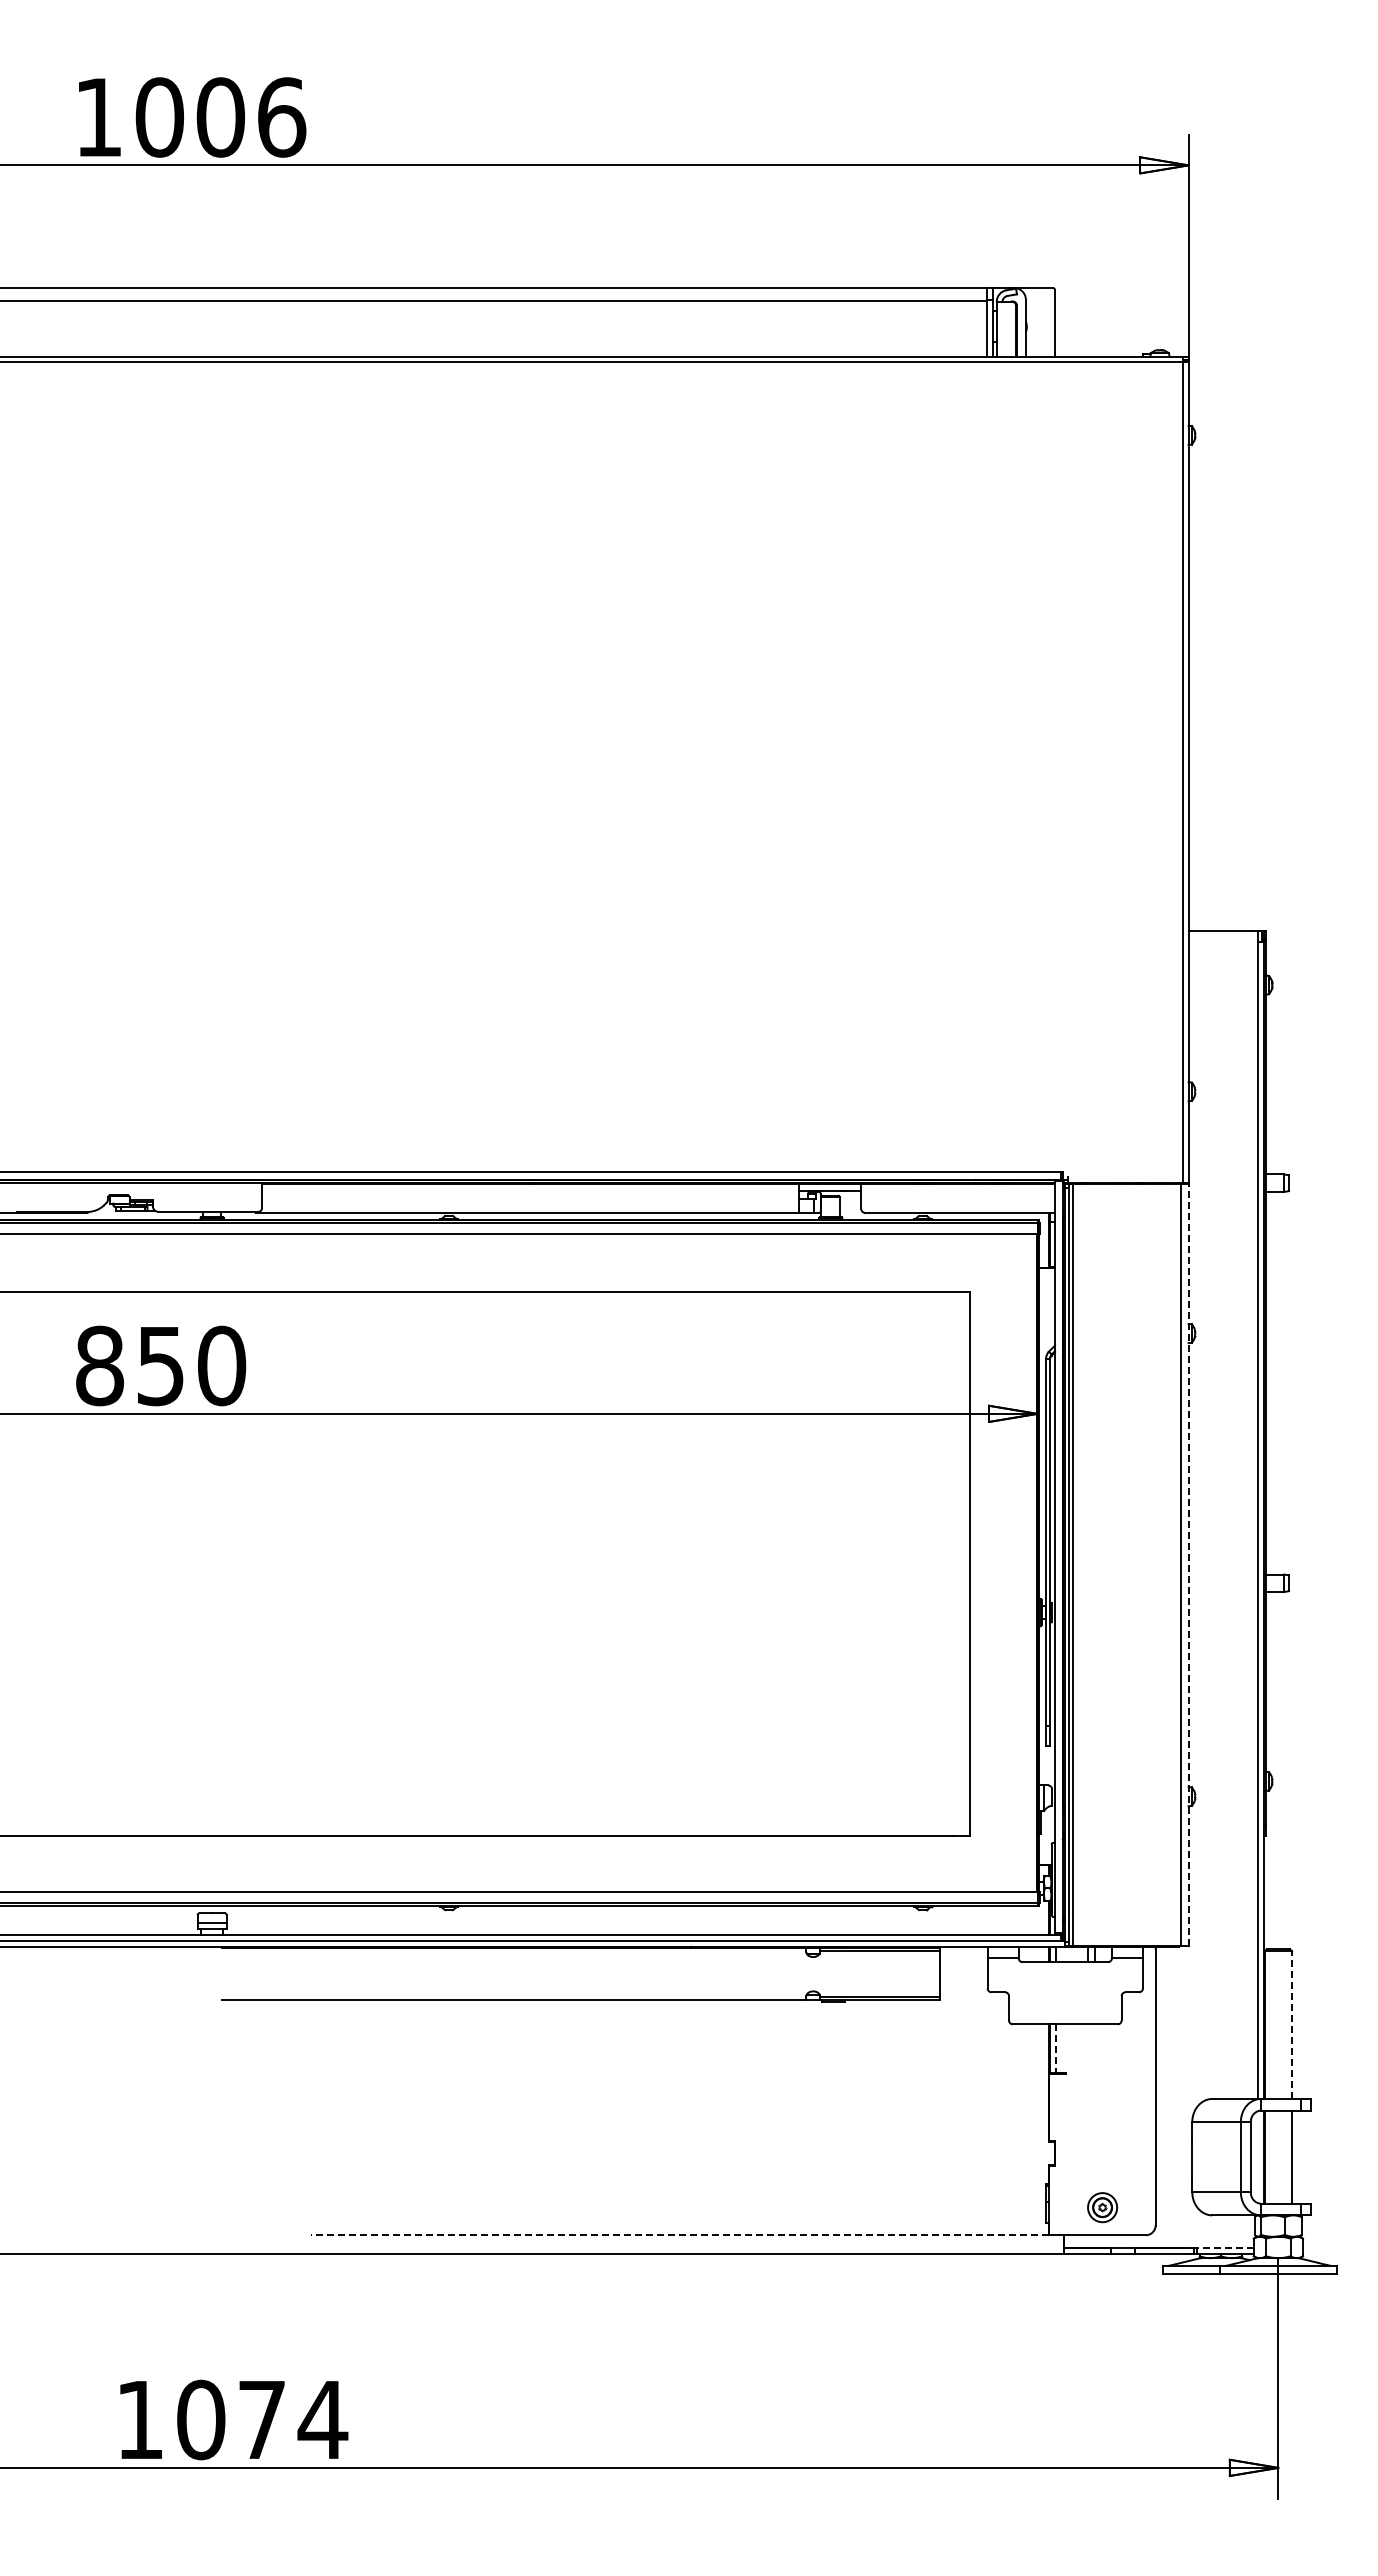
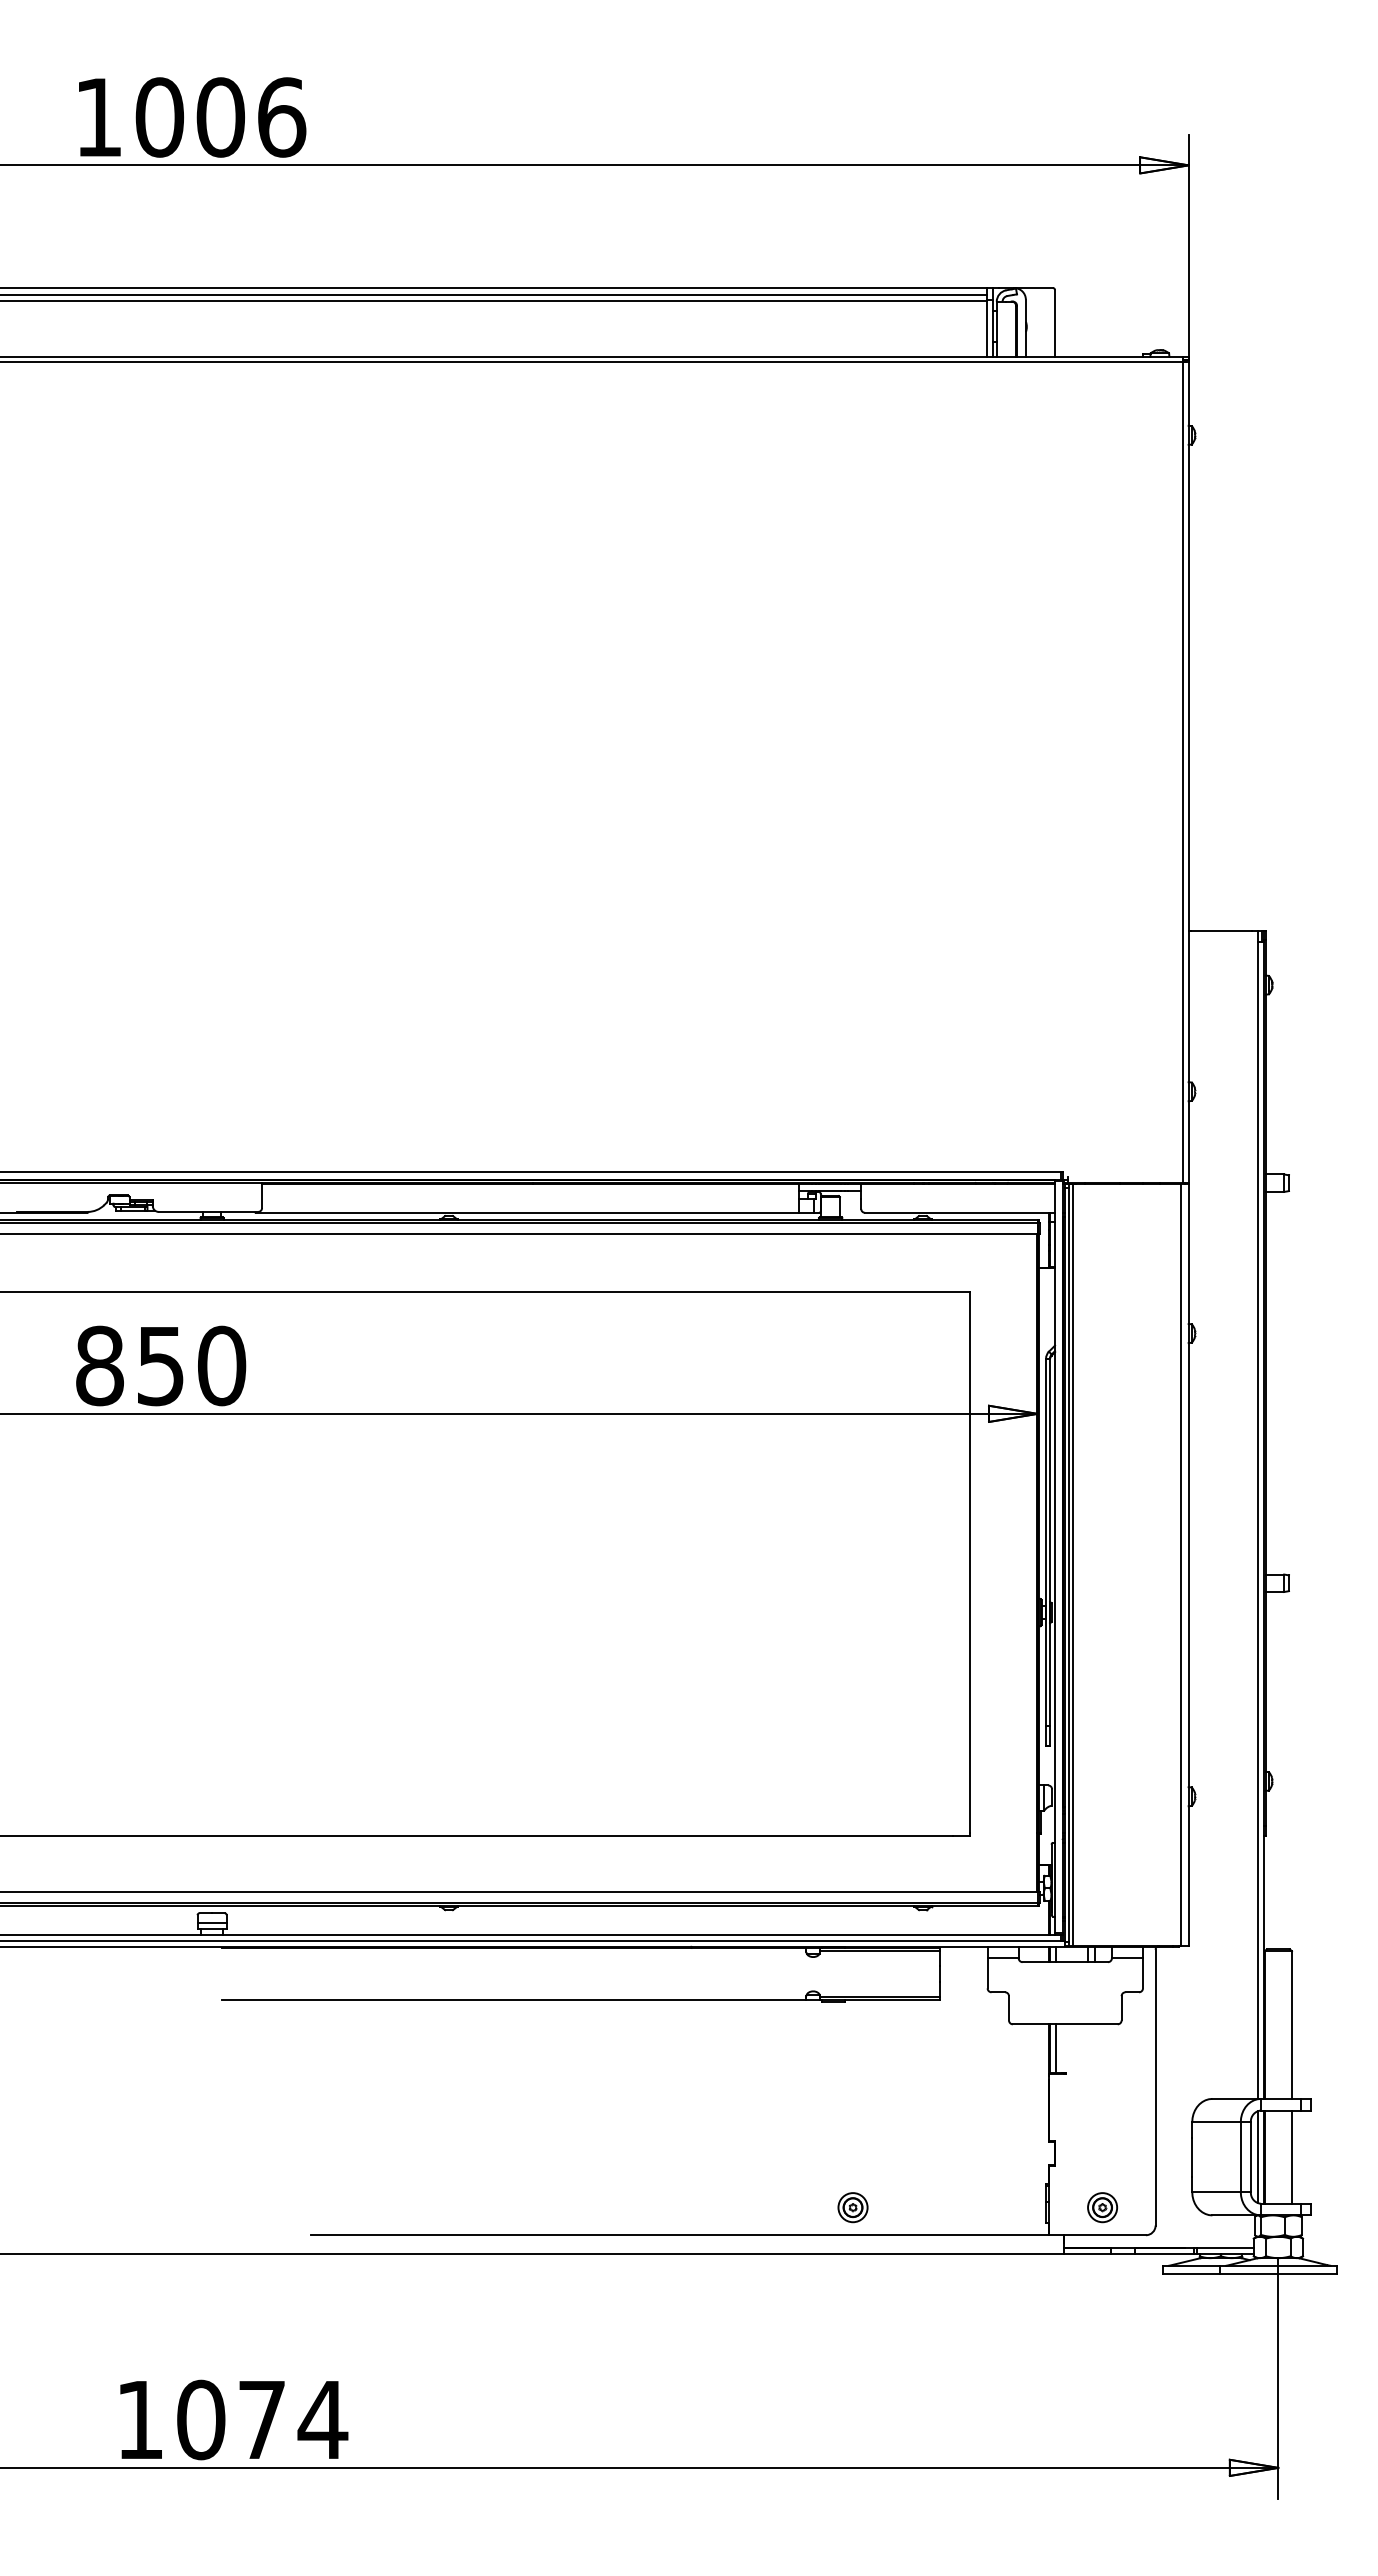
line: none -> present (494, 295)
line: dashed -> solid (1188, 1564)
line: dashed -> solid (1291, 2025)
line: dashed -> solid (1055, 2048)
line: none -> present (1257, 2157)
part: none -> present (852, 2207)
line: dashed -> solid (680, 2235)
line: dashed -> solid (1224, 2248)
